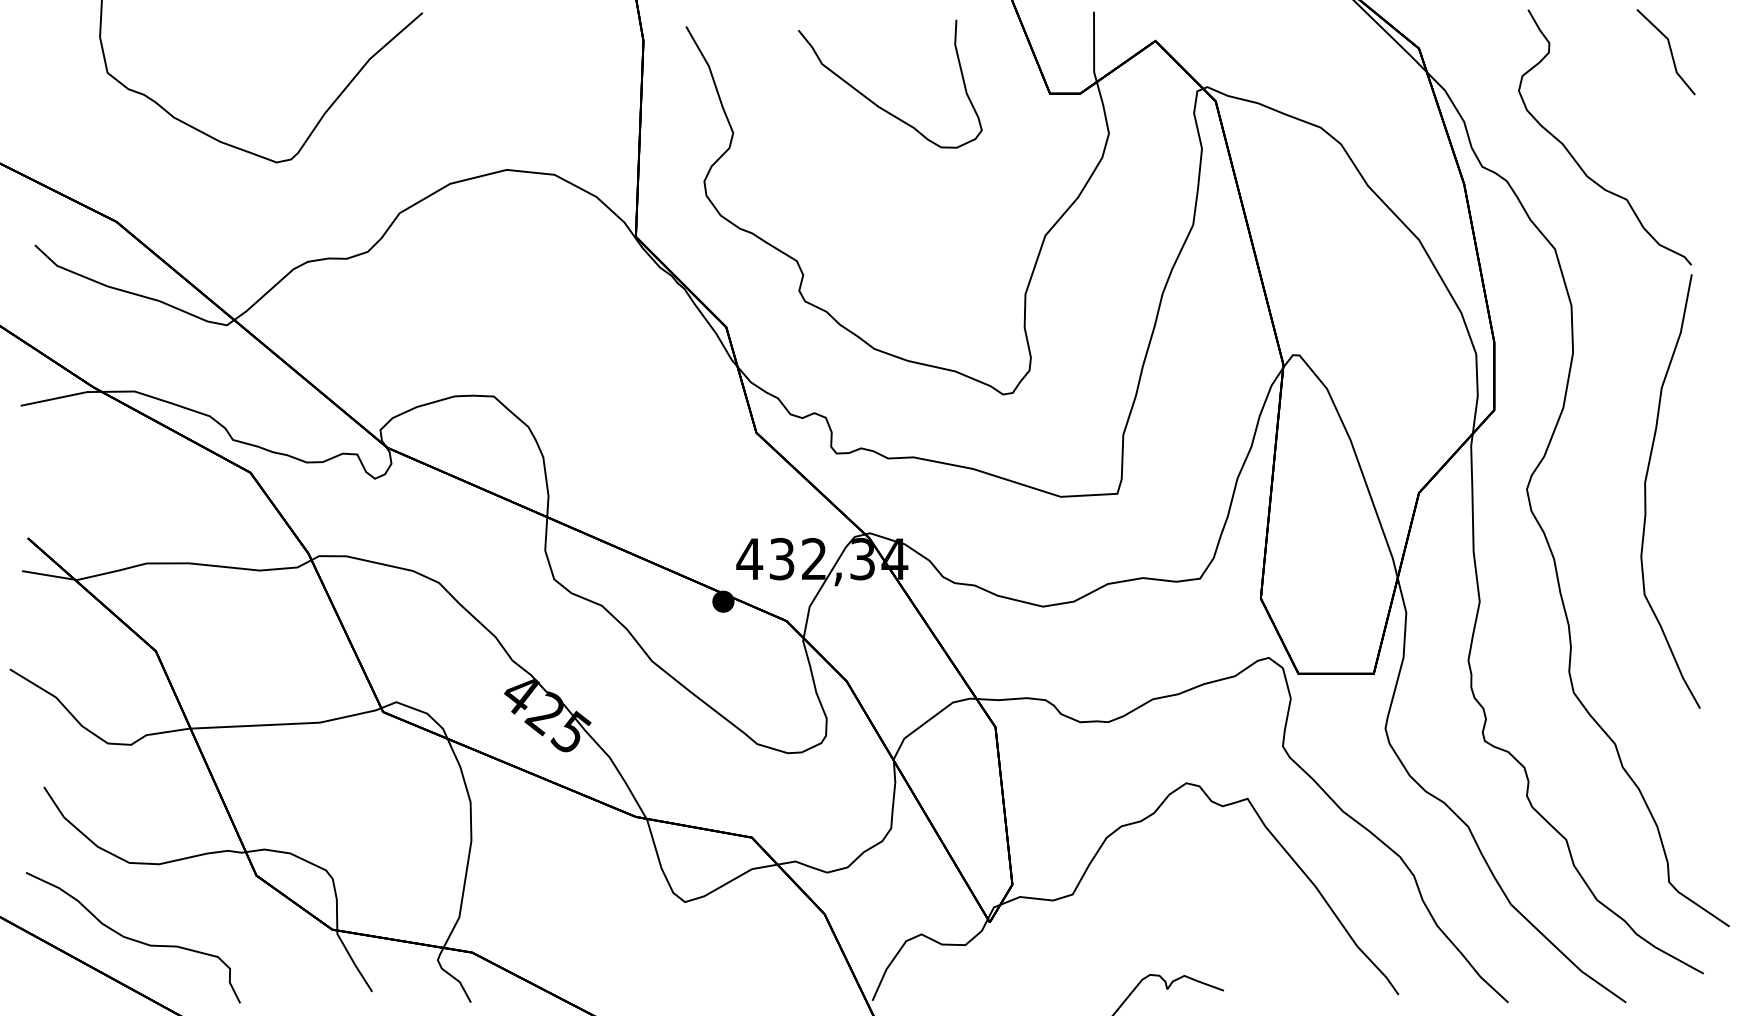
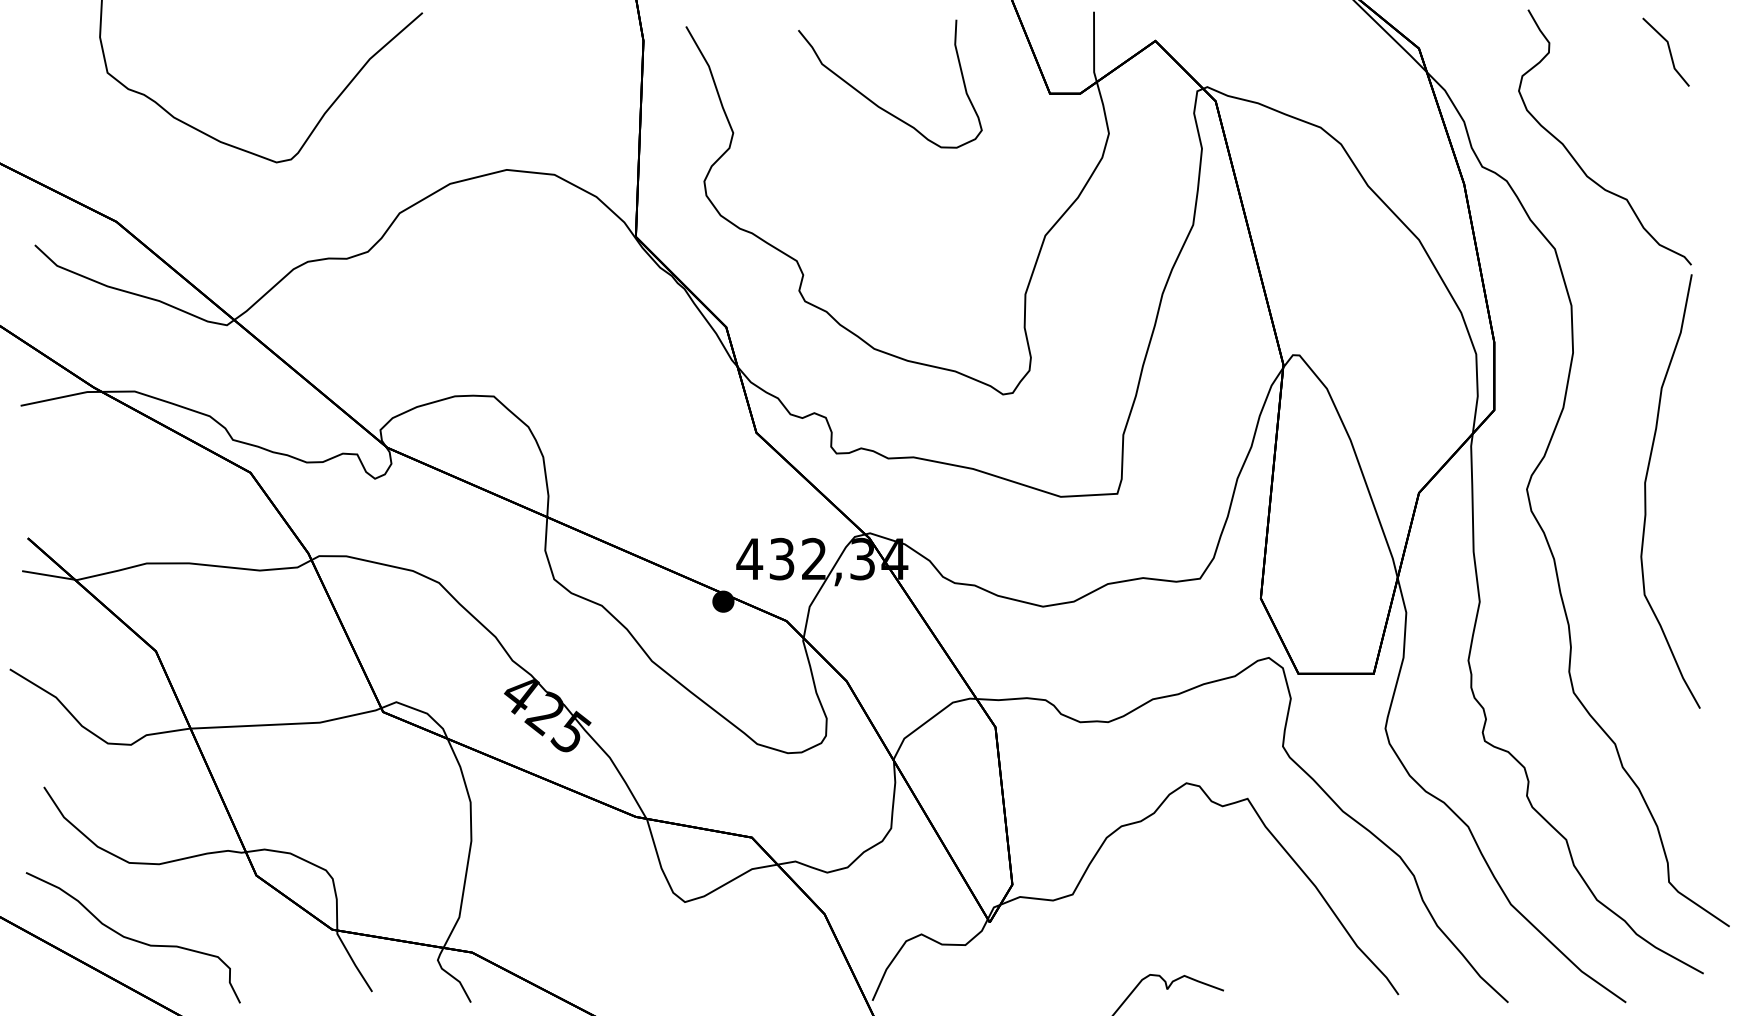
part size: 60x87 px -> 48x70 px (1665, 51)
